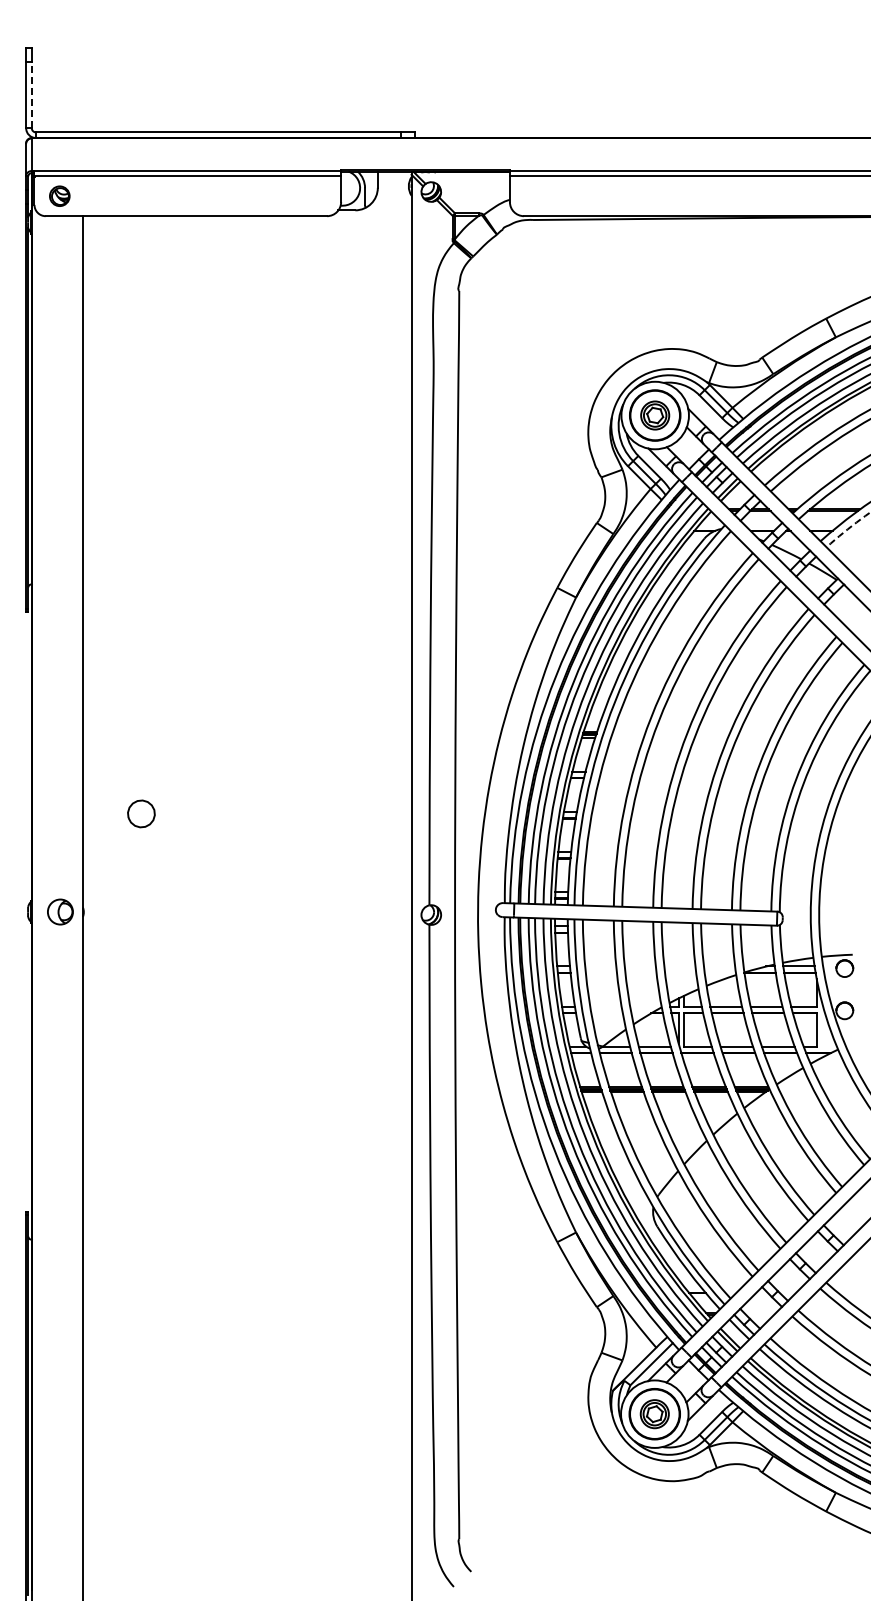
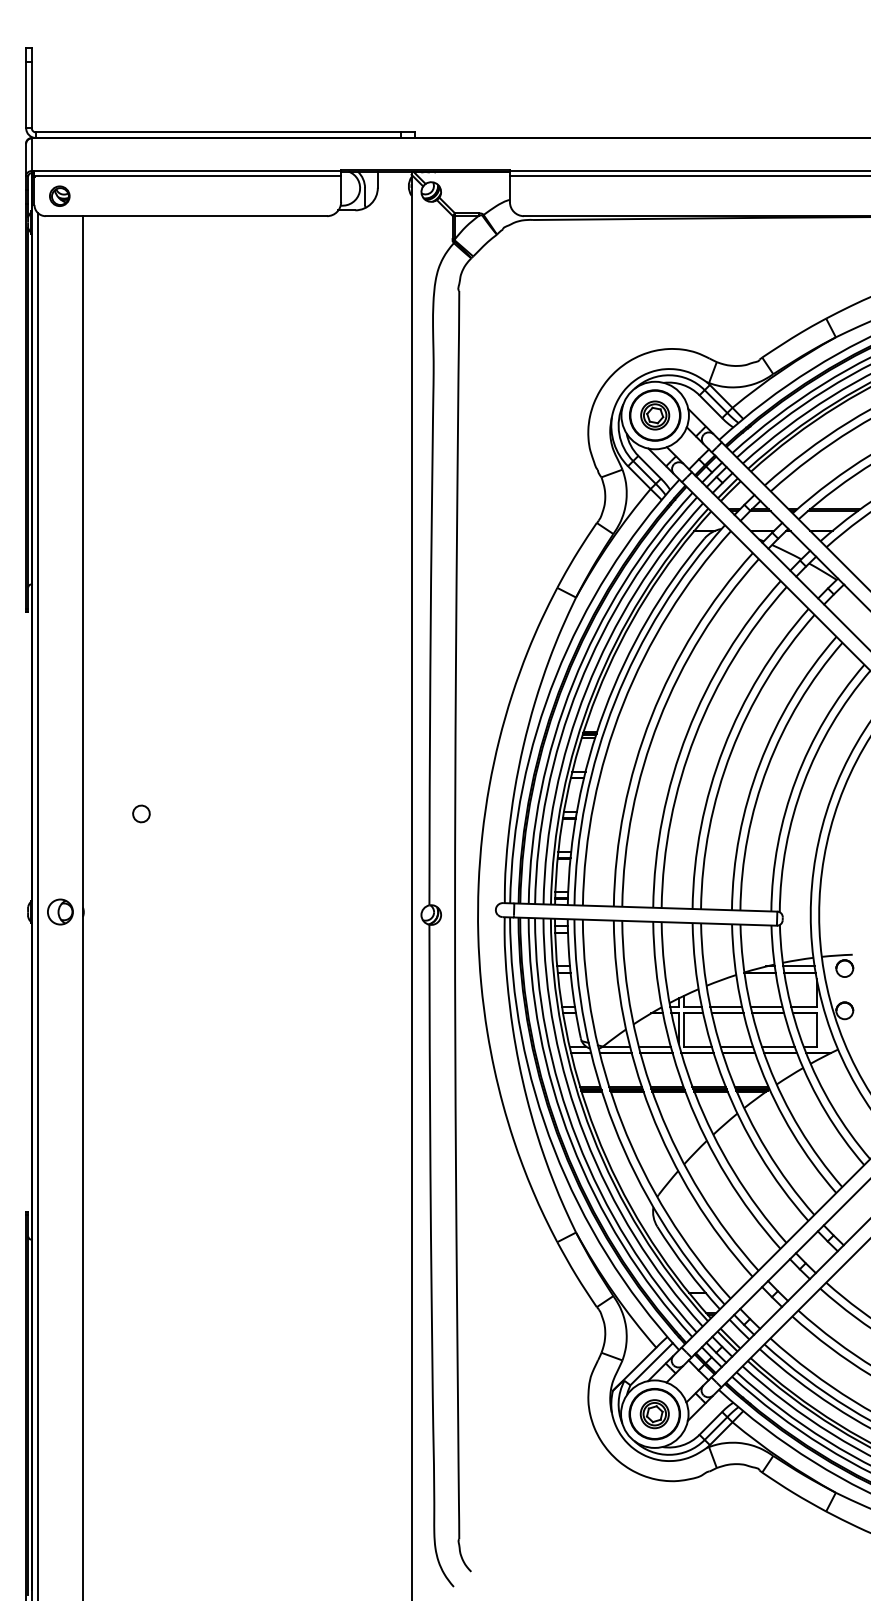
line: dashed -> solid (31, 94)
arc: dashed -> solid (847, 529)
part size: 29x30 px -> 19x20 px (141, 813)
line: none -> present (37, 905)
